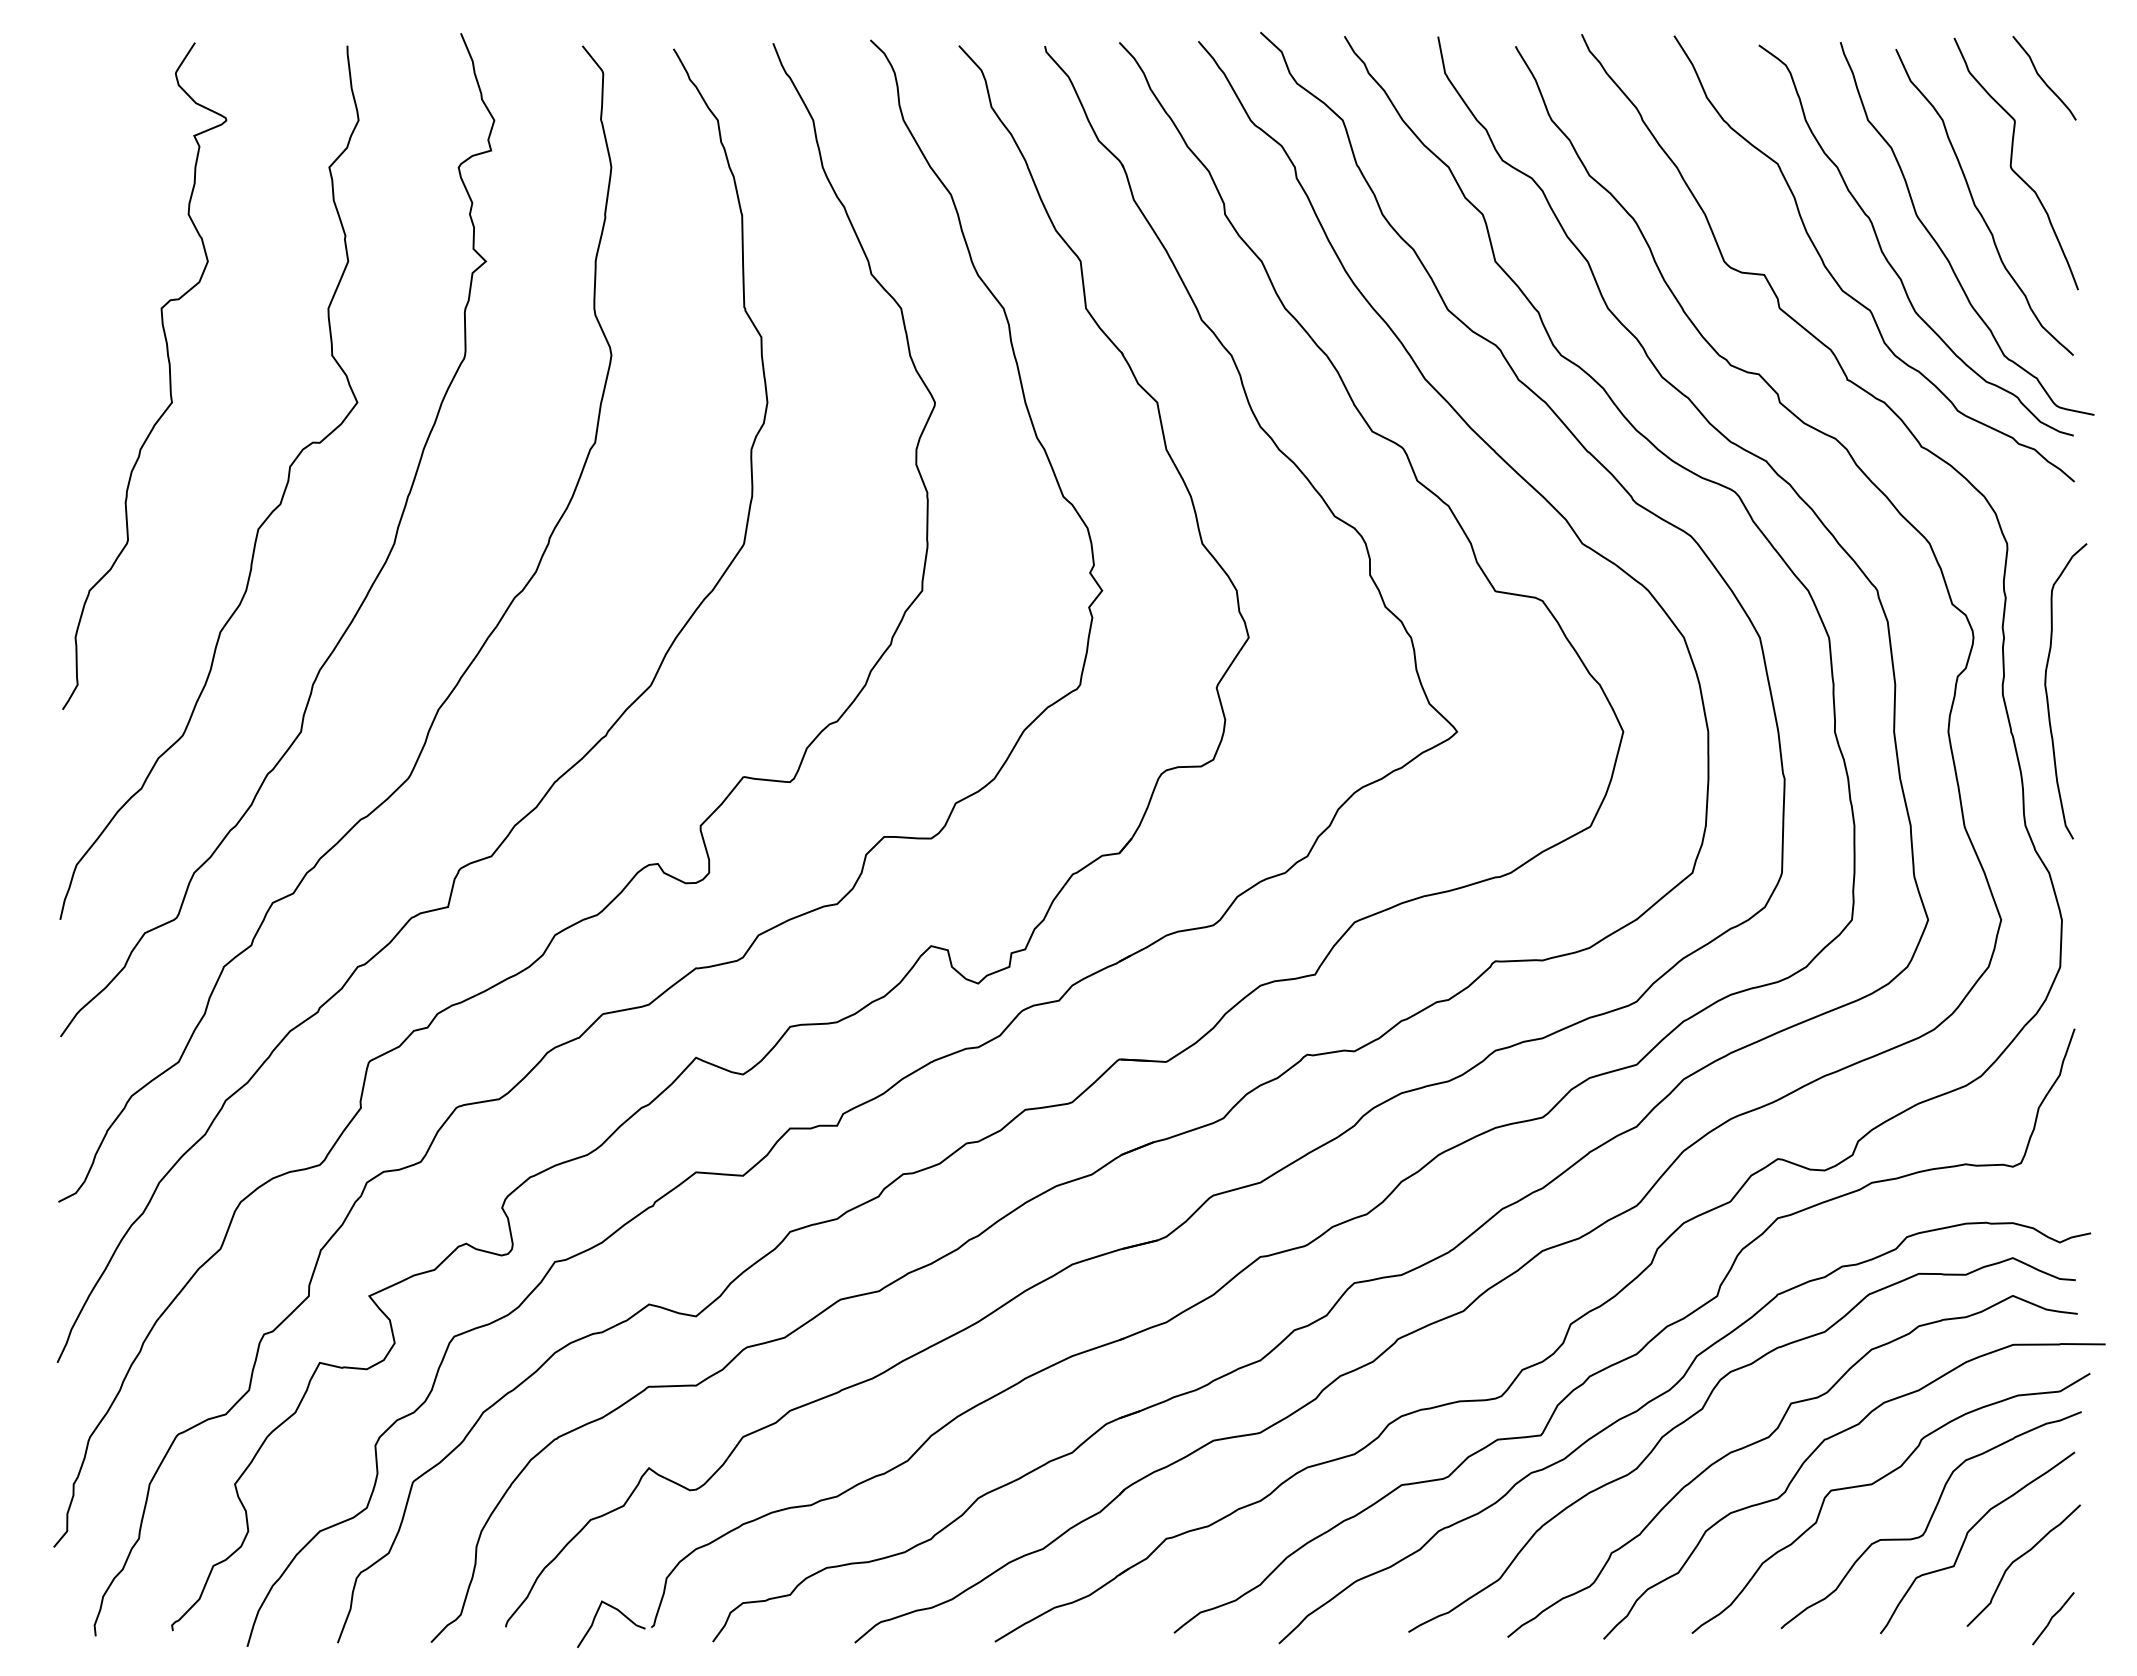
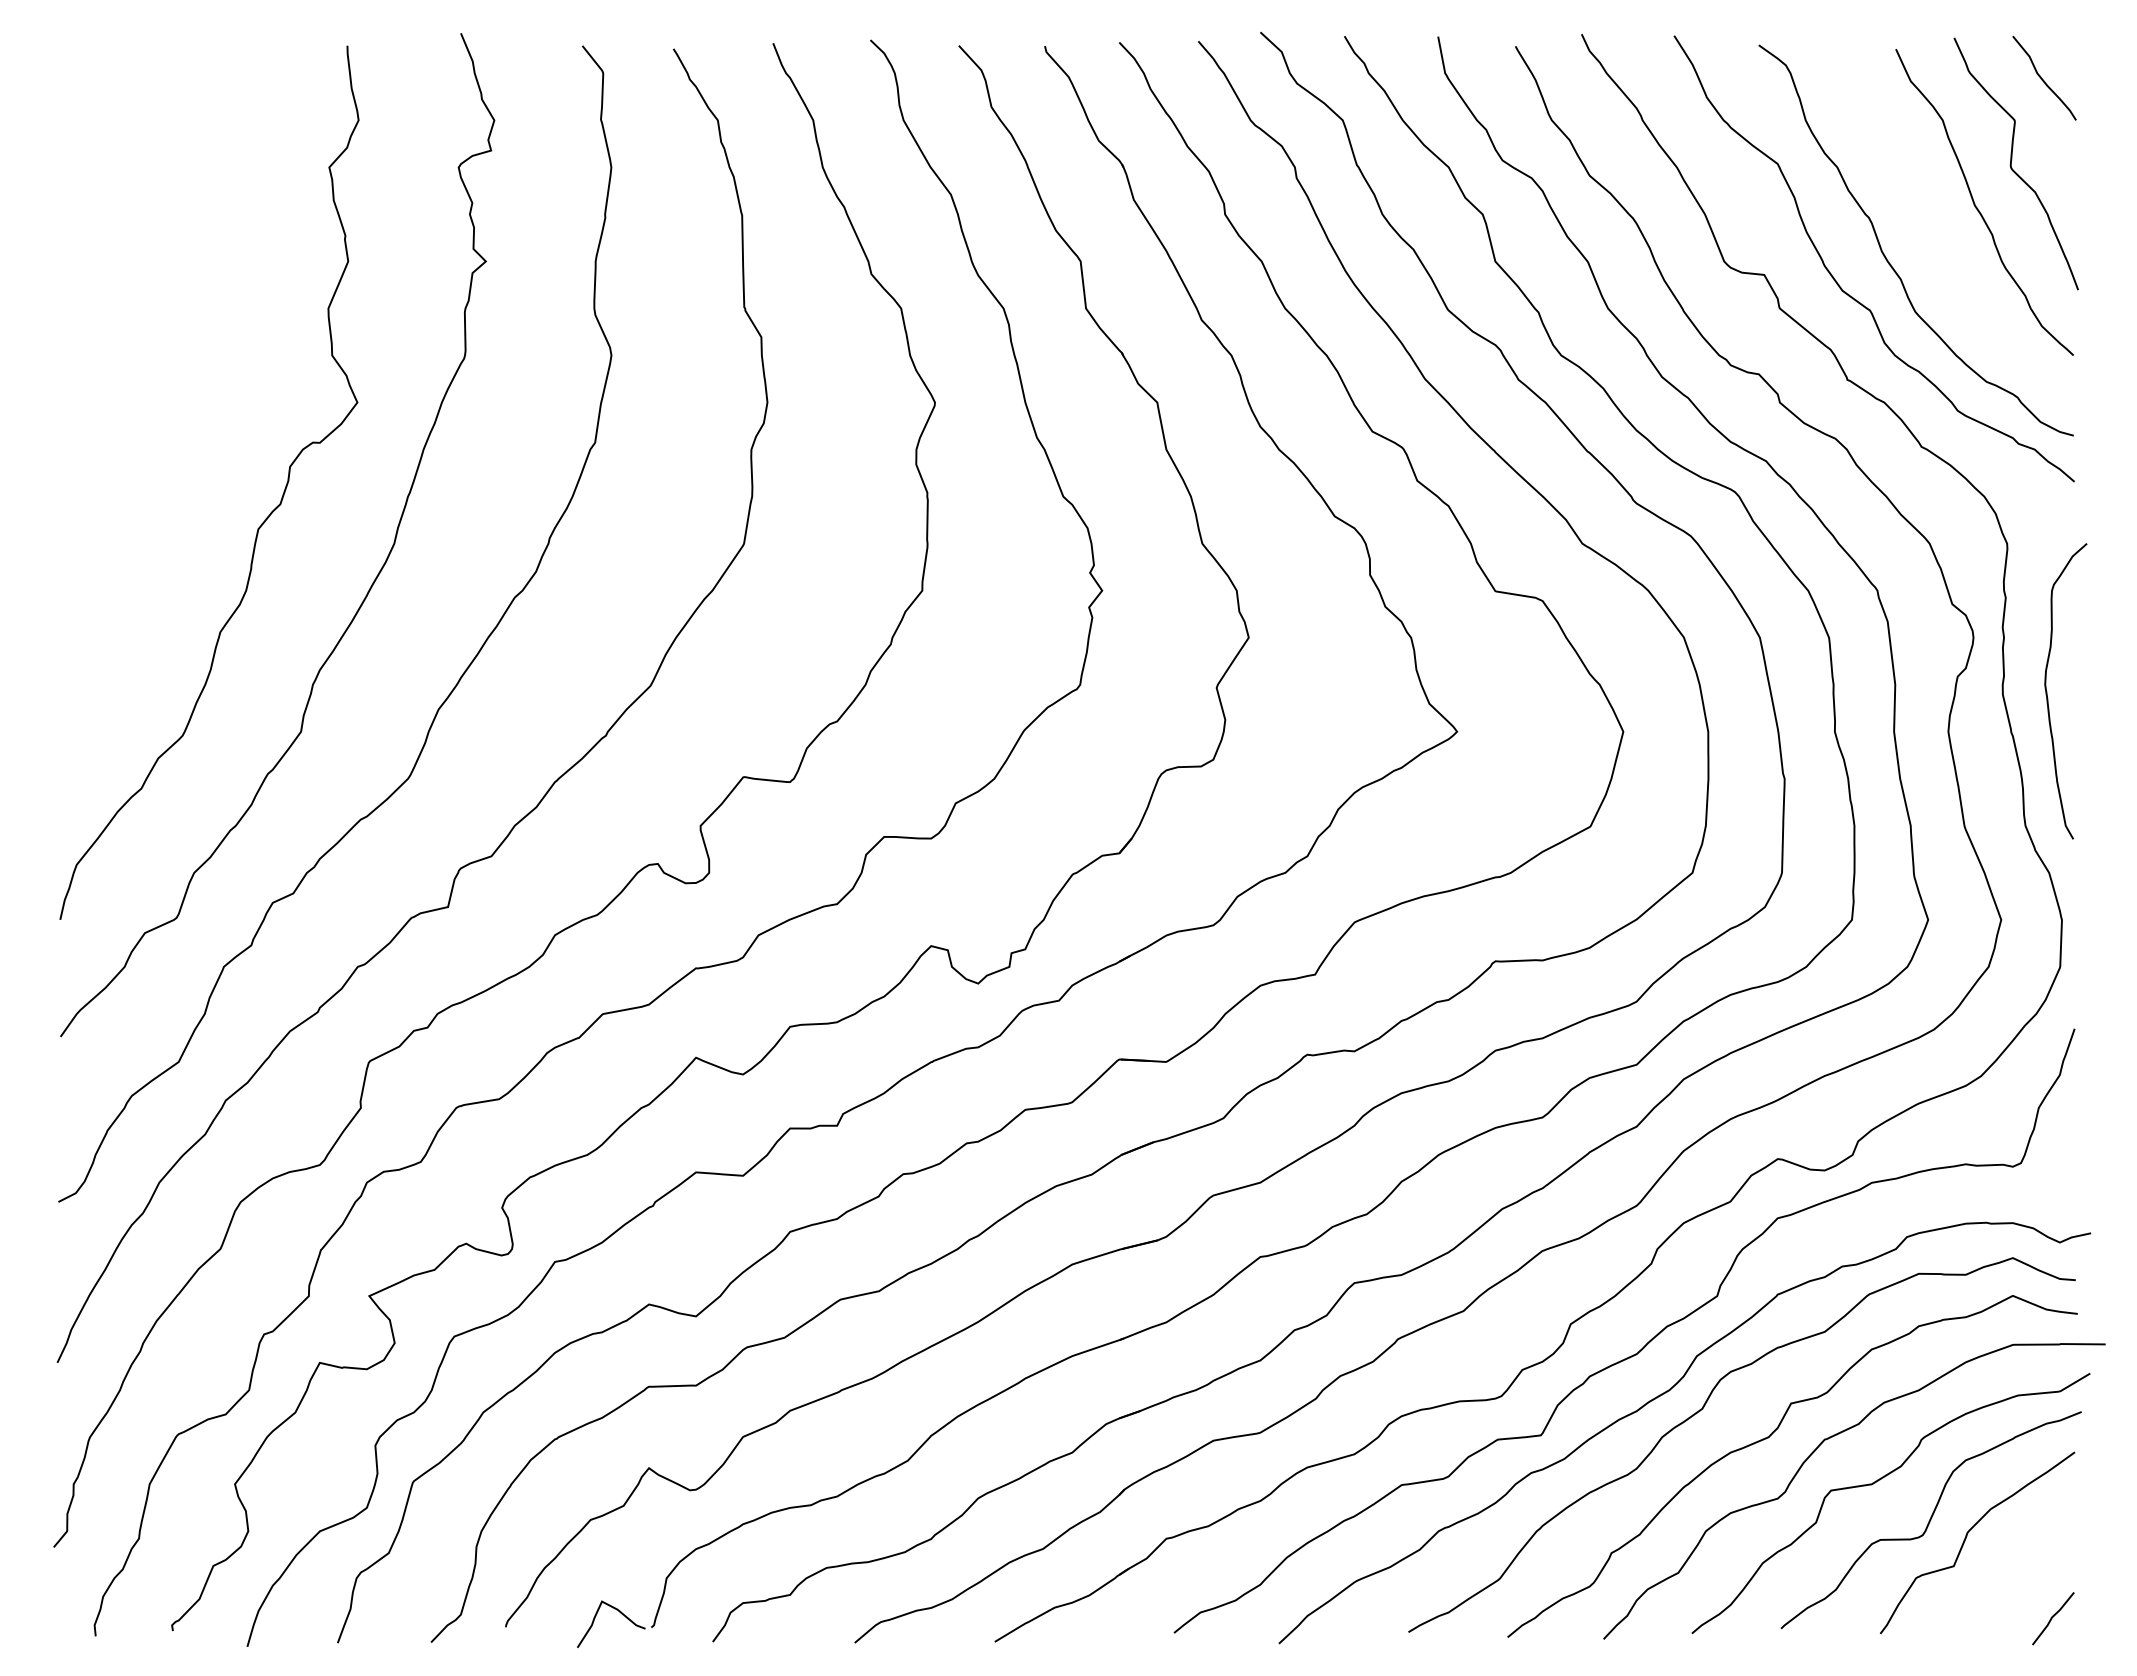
curve: present -> none (1939, 245)
curve: present -> none (169, 375)
curve: present -> none (2018, 1559)
